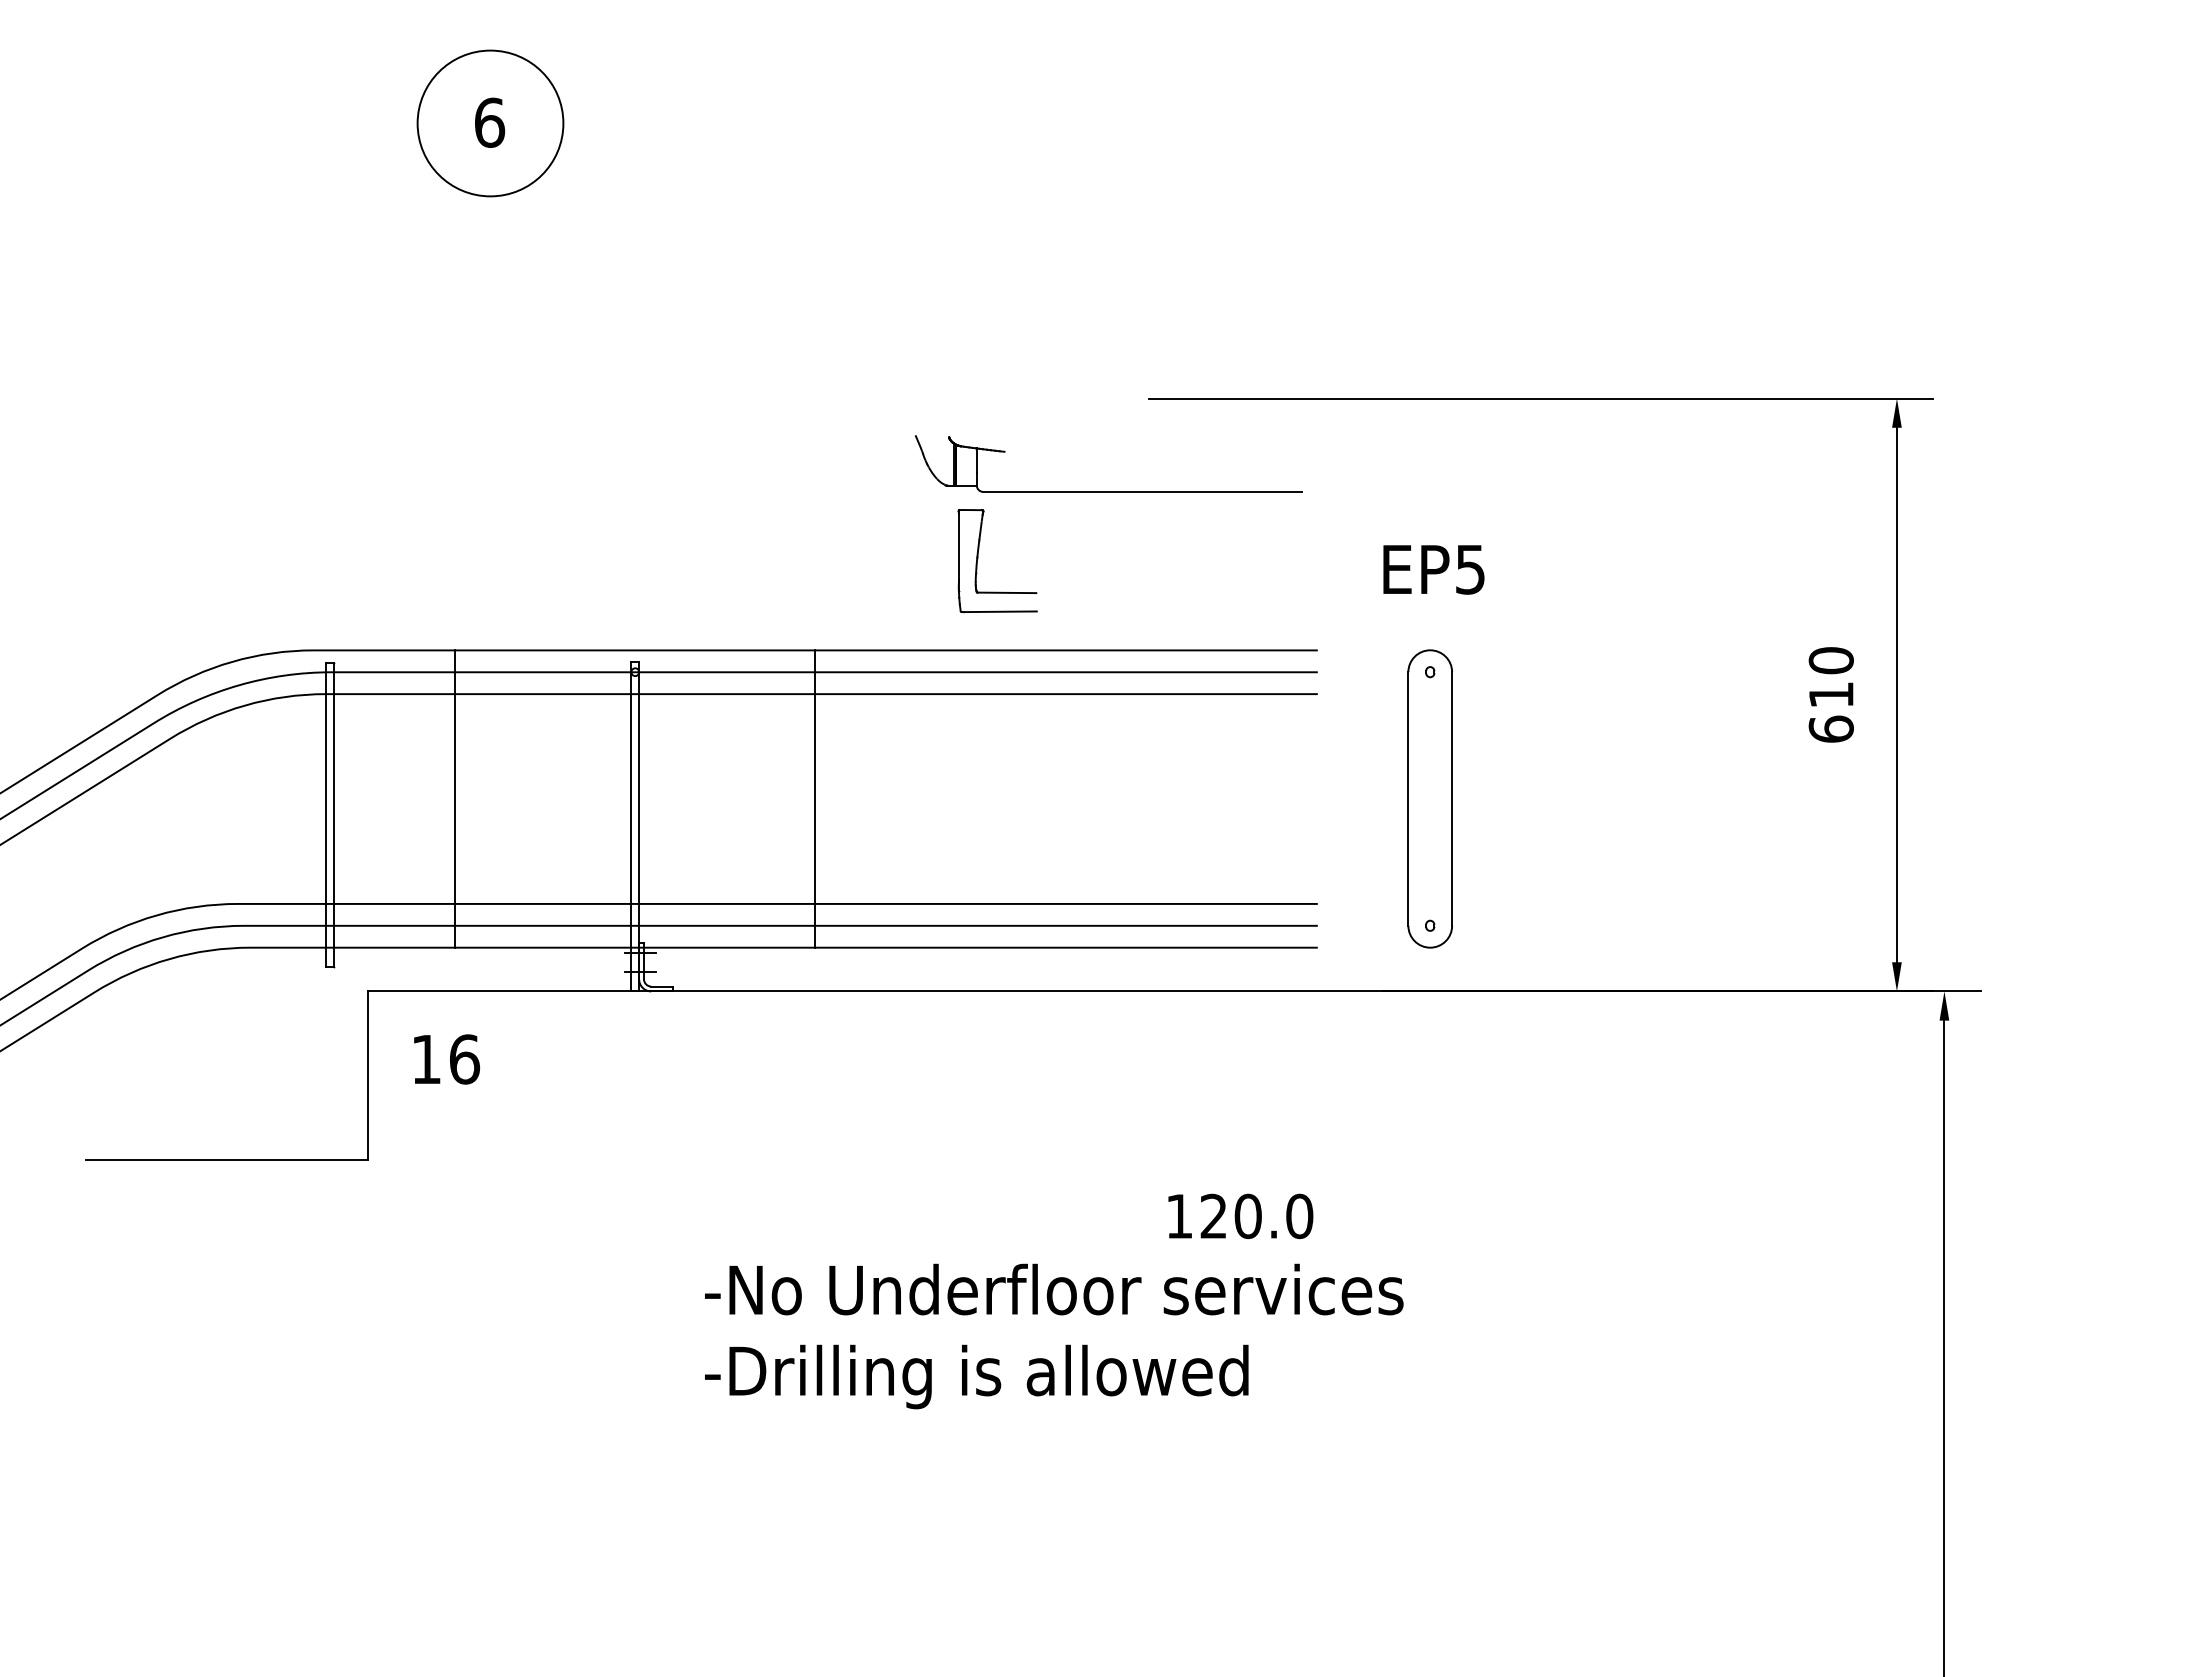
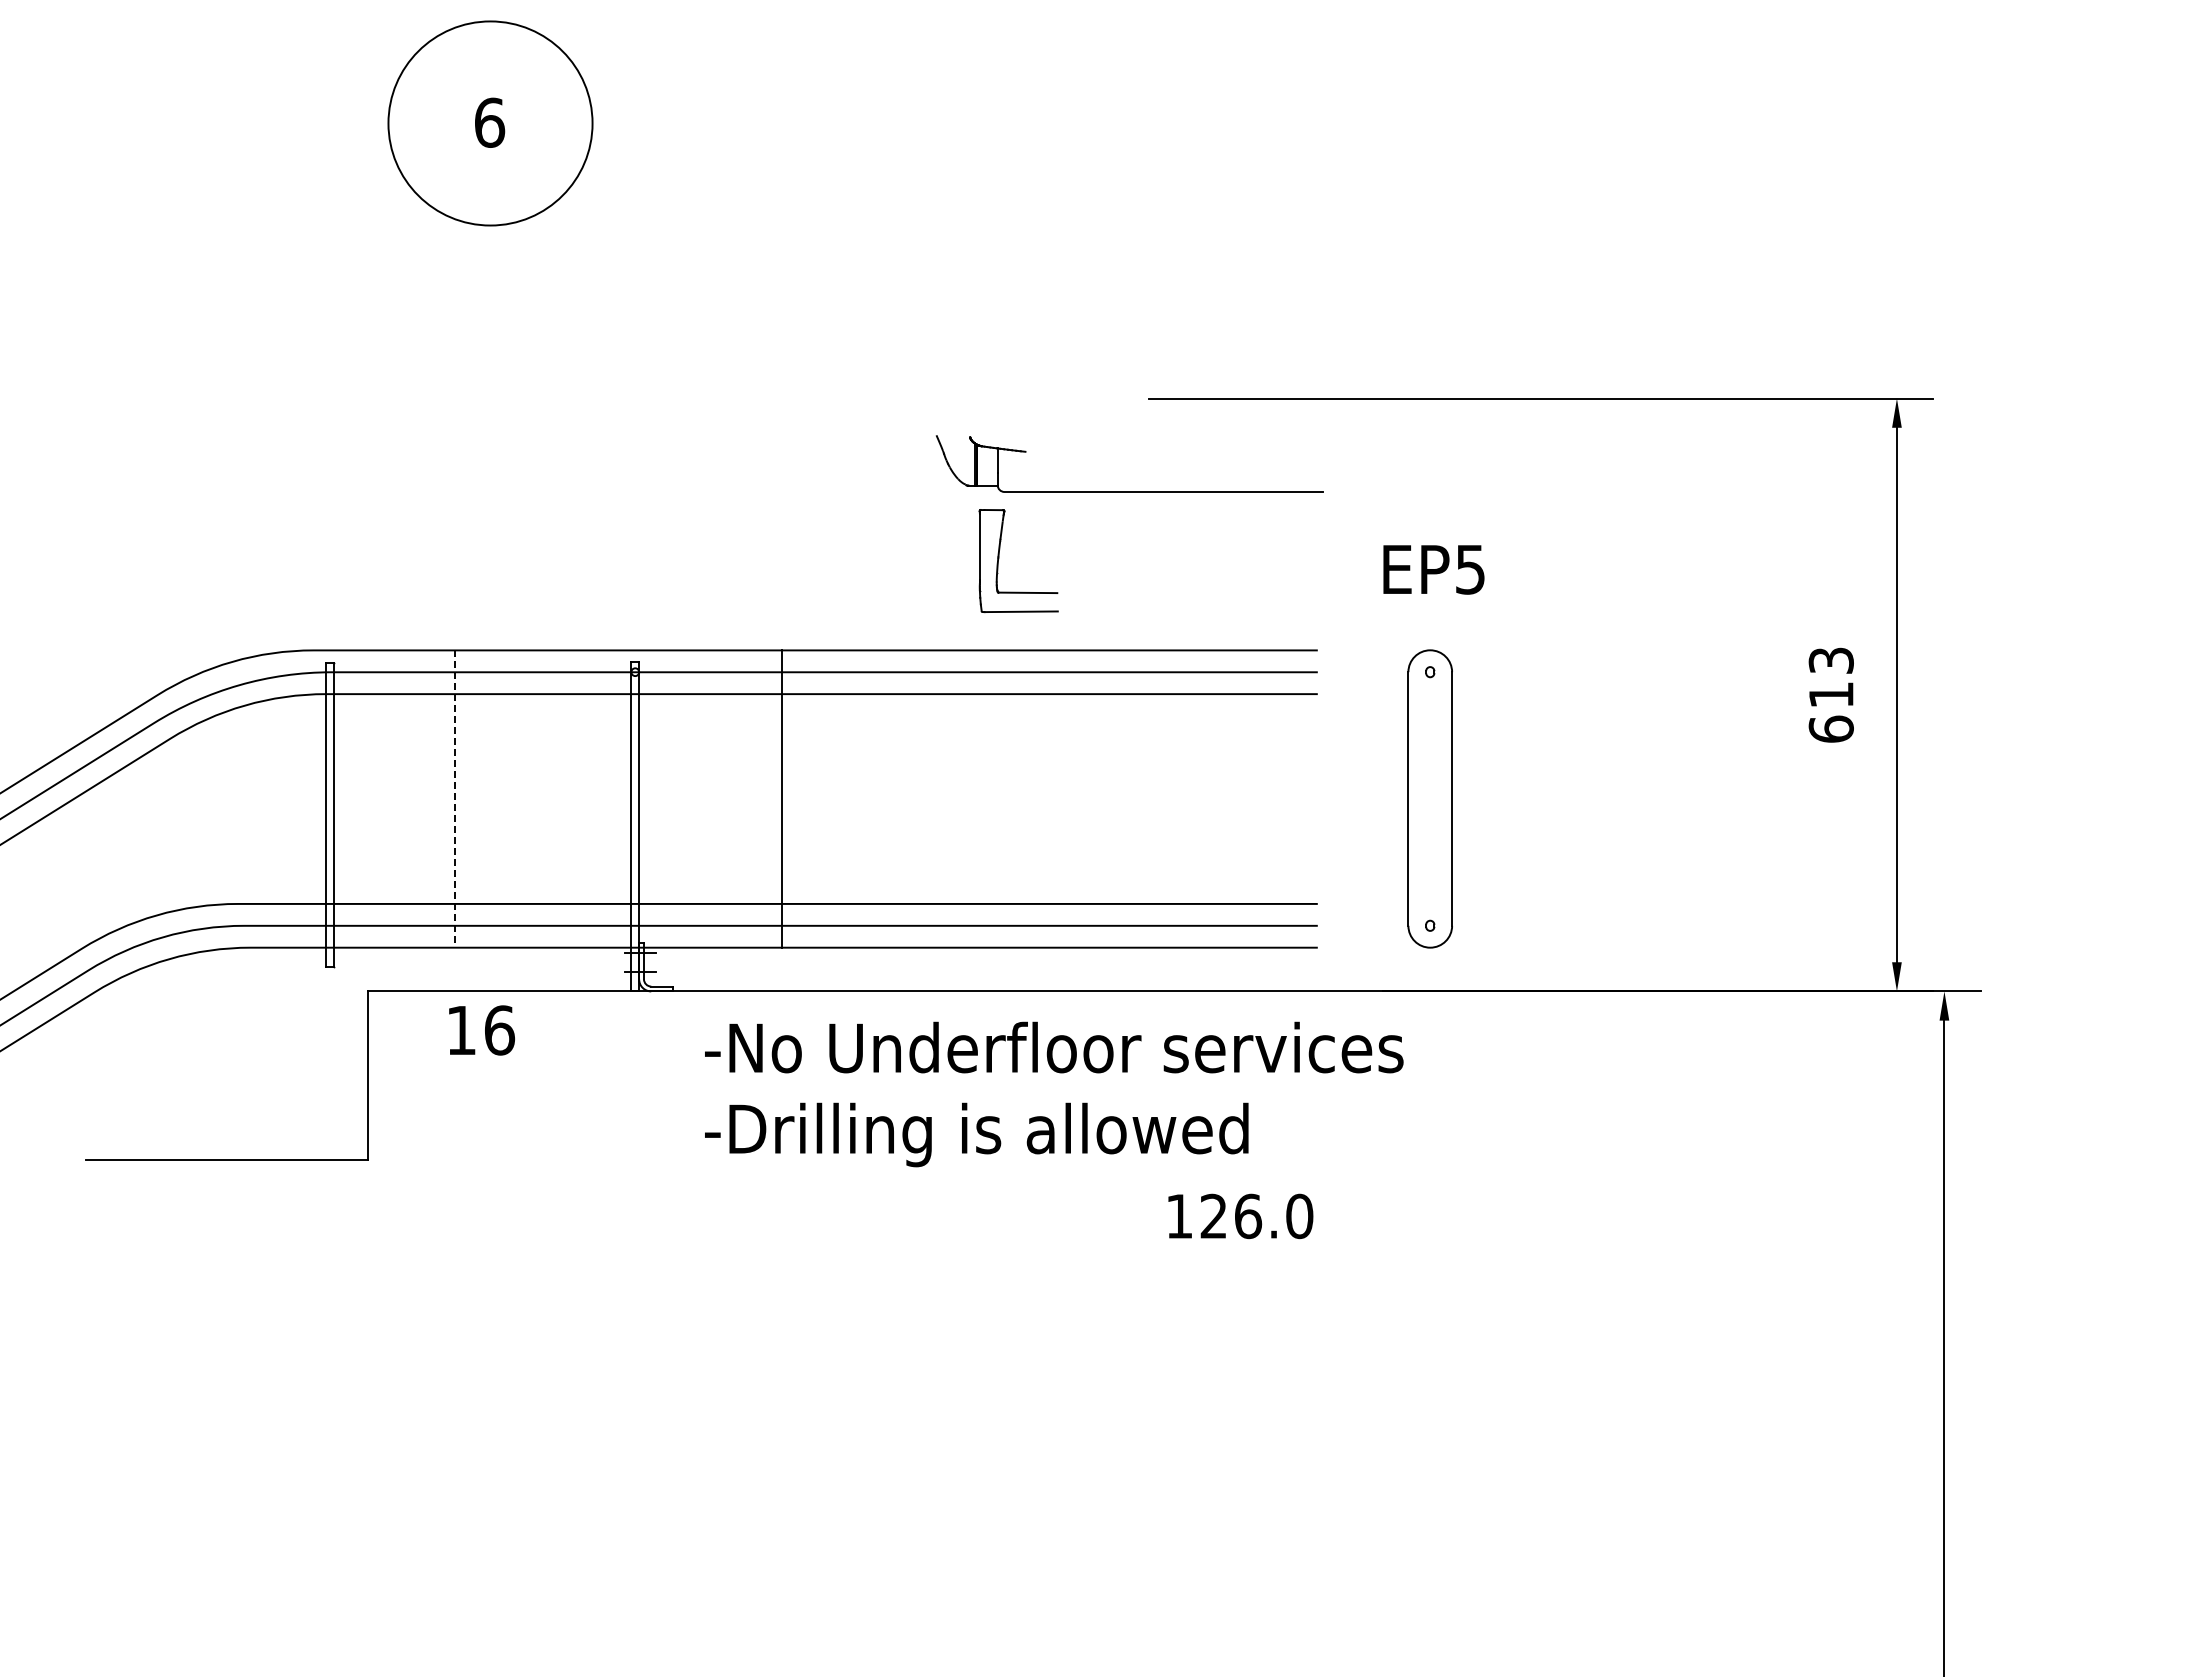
circle diameter: 146 px -> 204 px (490, 123)
part position: (1108, 492) -> (1129, 492) (1129, 492)
text: 610 -> 613 (1830, 660)
line position: (815, 798) -> (782, 798) (782, 798)
line: solid -> dashed (455, 799)
text position: (446, 1059) -> (481, 1030) (481, 1030)
text: 120.0 -> 126.0 (1248, 1215)
text position: (1054, 1336) -> (1054, 1094) (1054, 1094)
